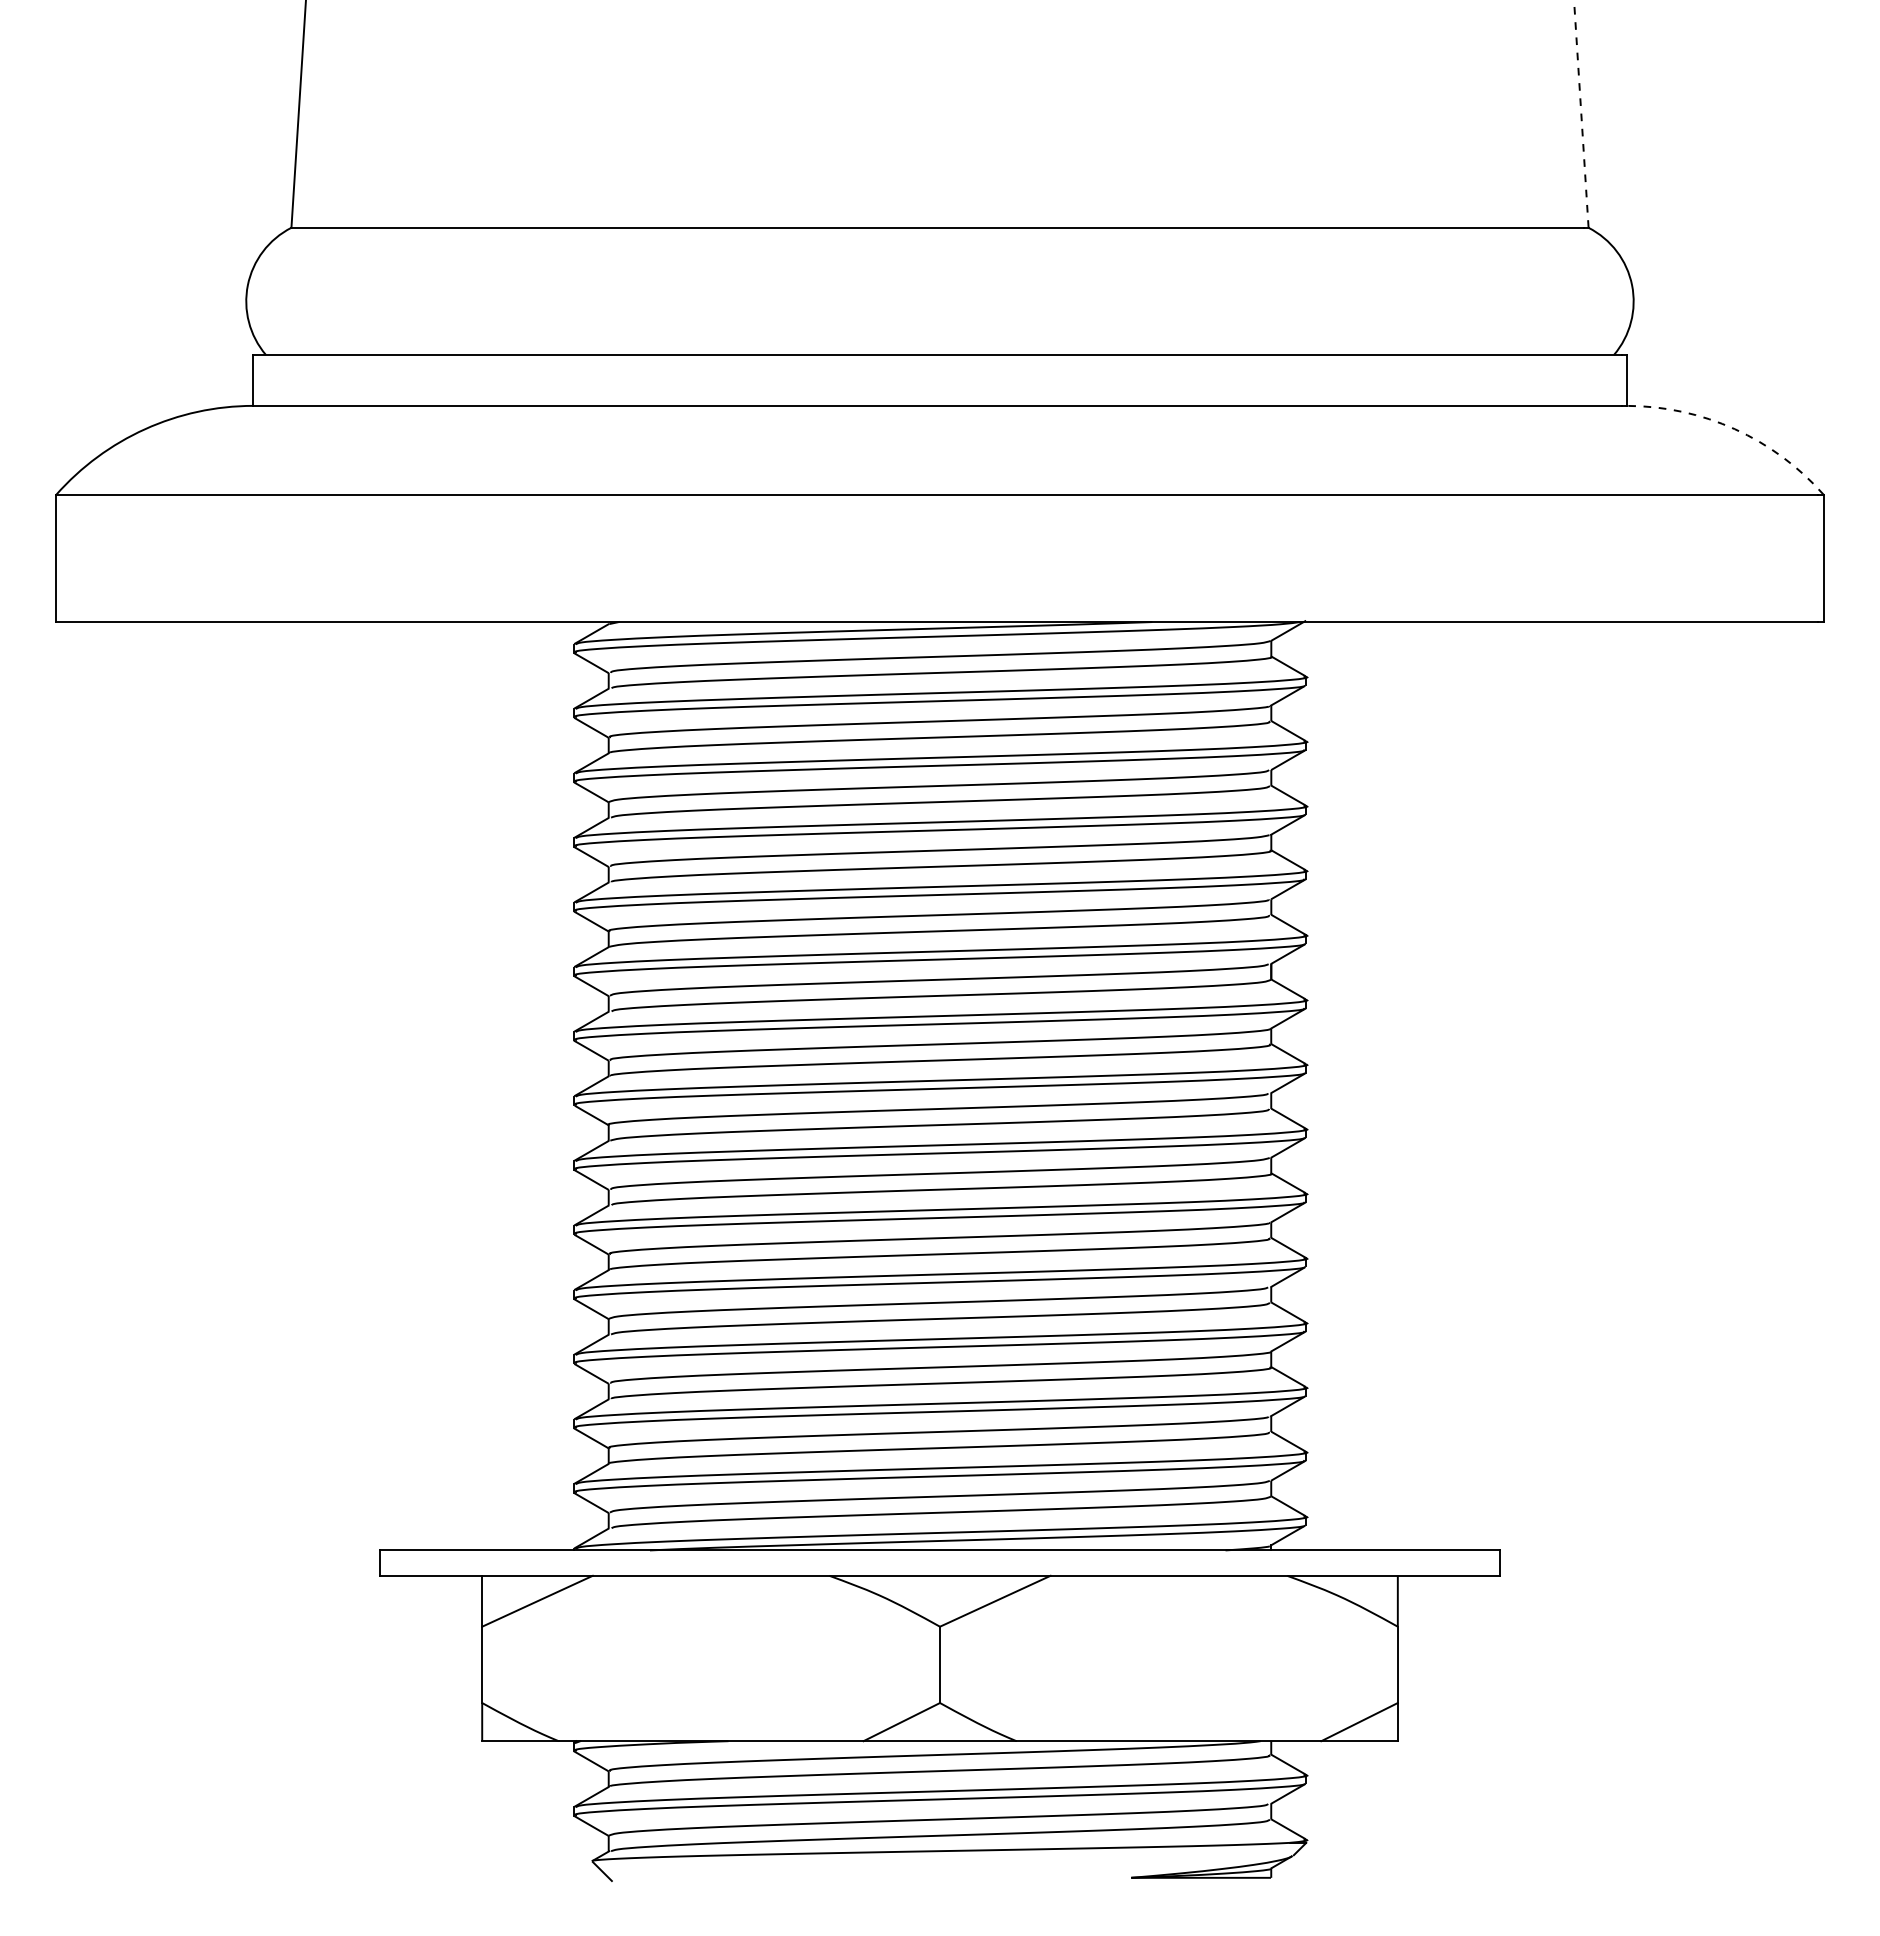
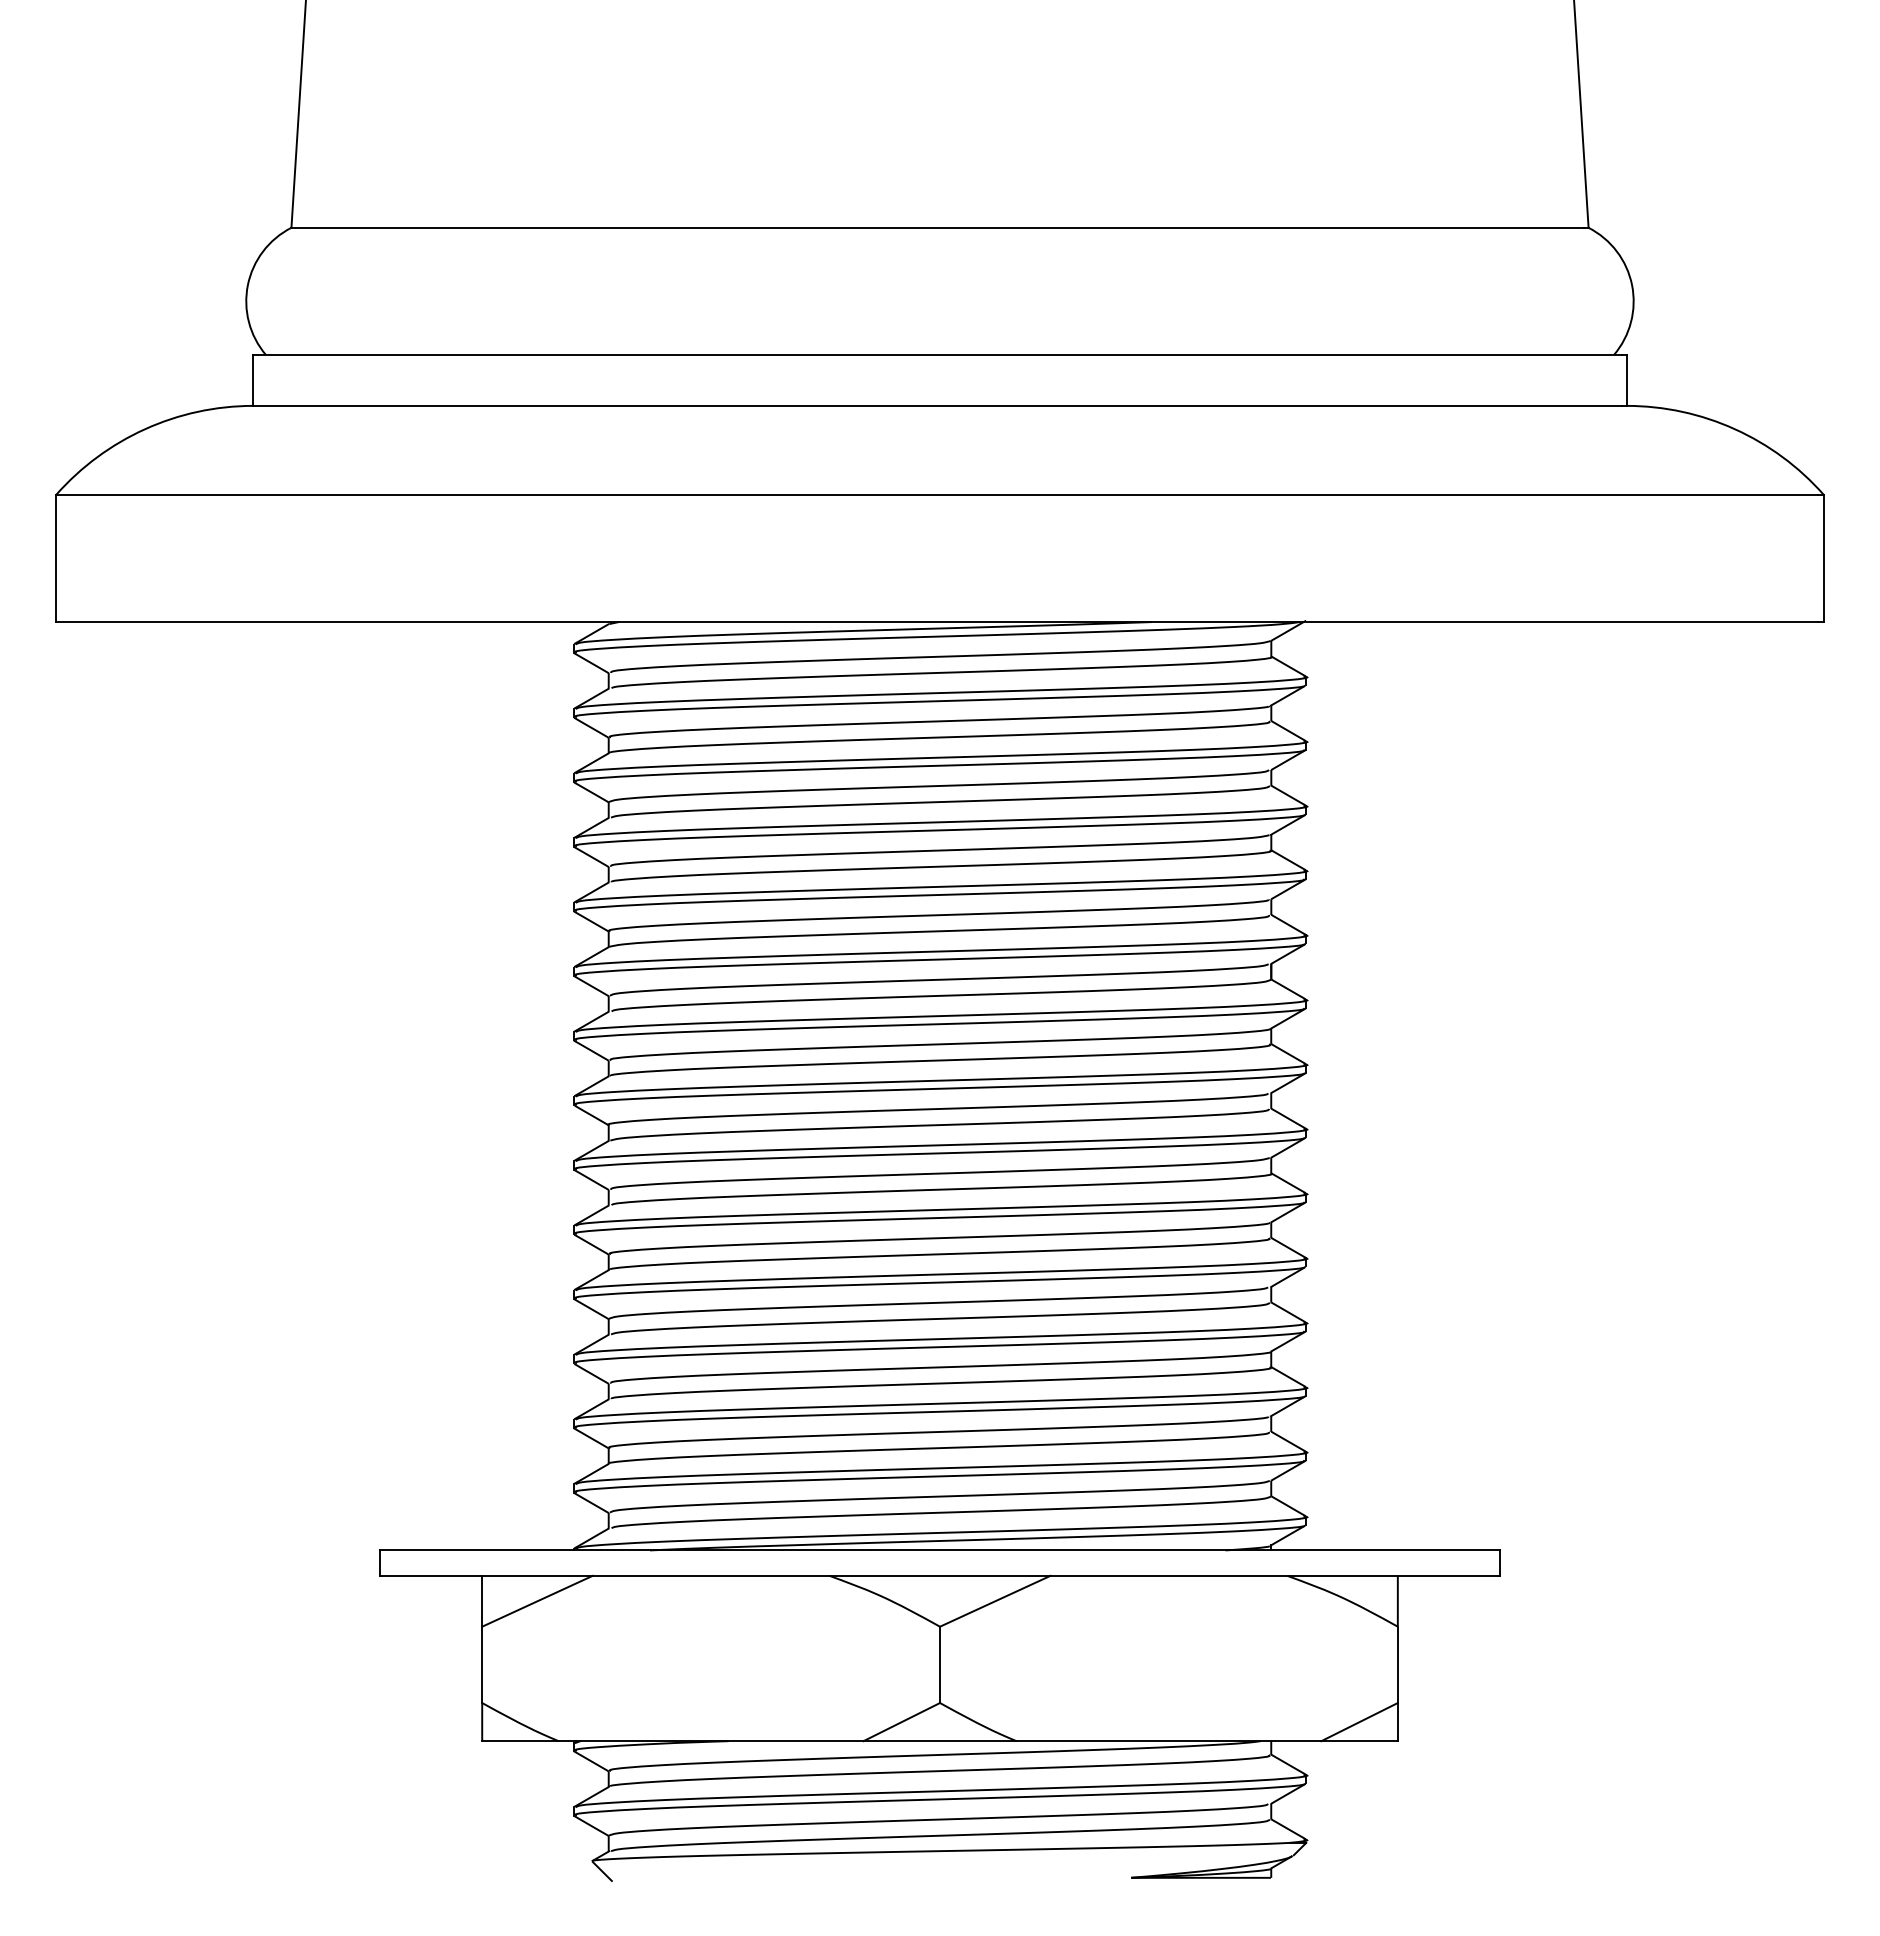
line: dashed -> solid (1581, 114)
arc: dashed -> solid (1734, 429)
